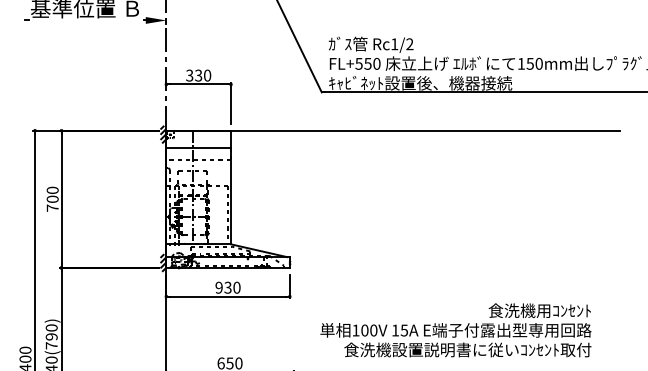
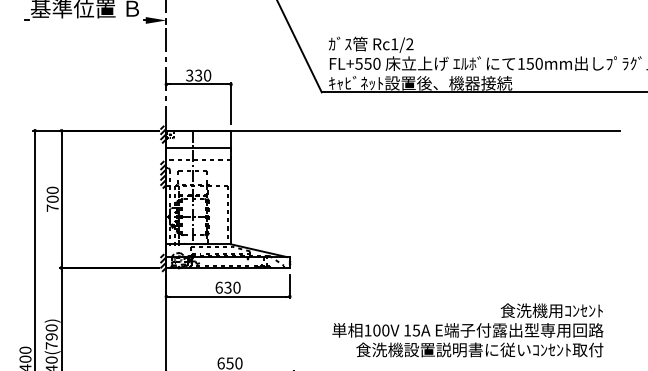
hatch: none -> present (163, 174)
text: 930 -> 630 (218, 287)
text position: (455, 330) -> (467, 330) (467, 330)
